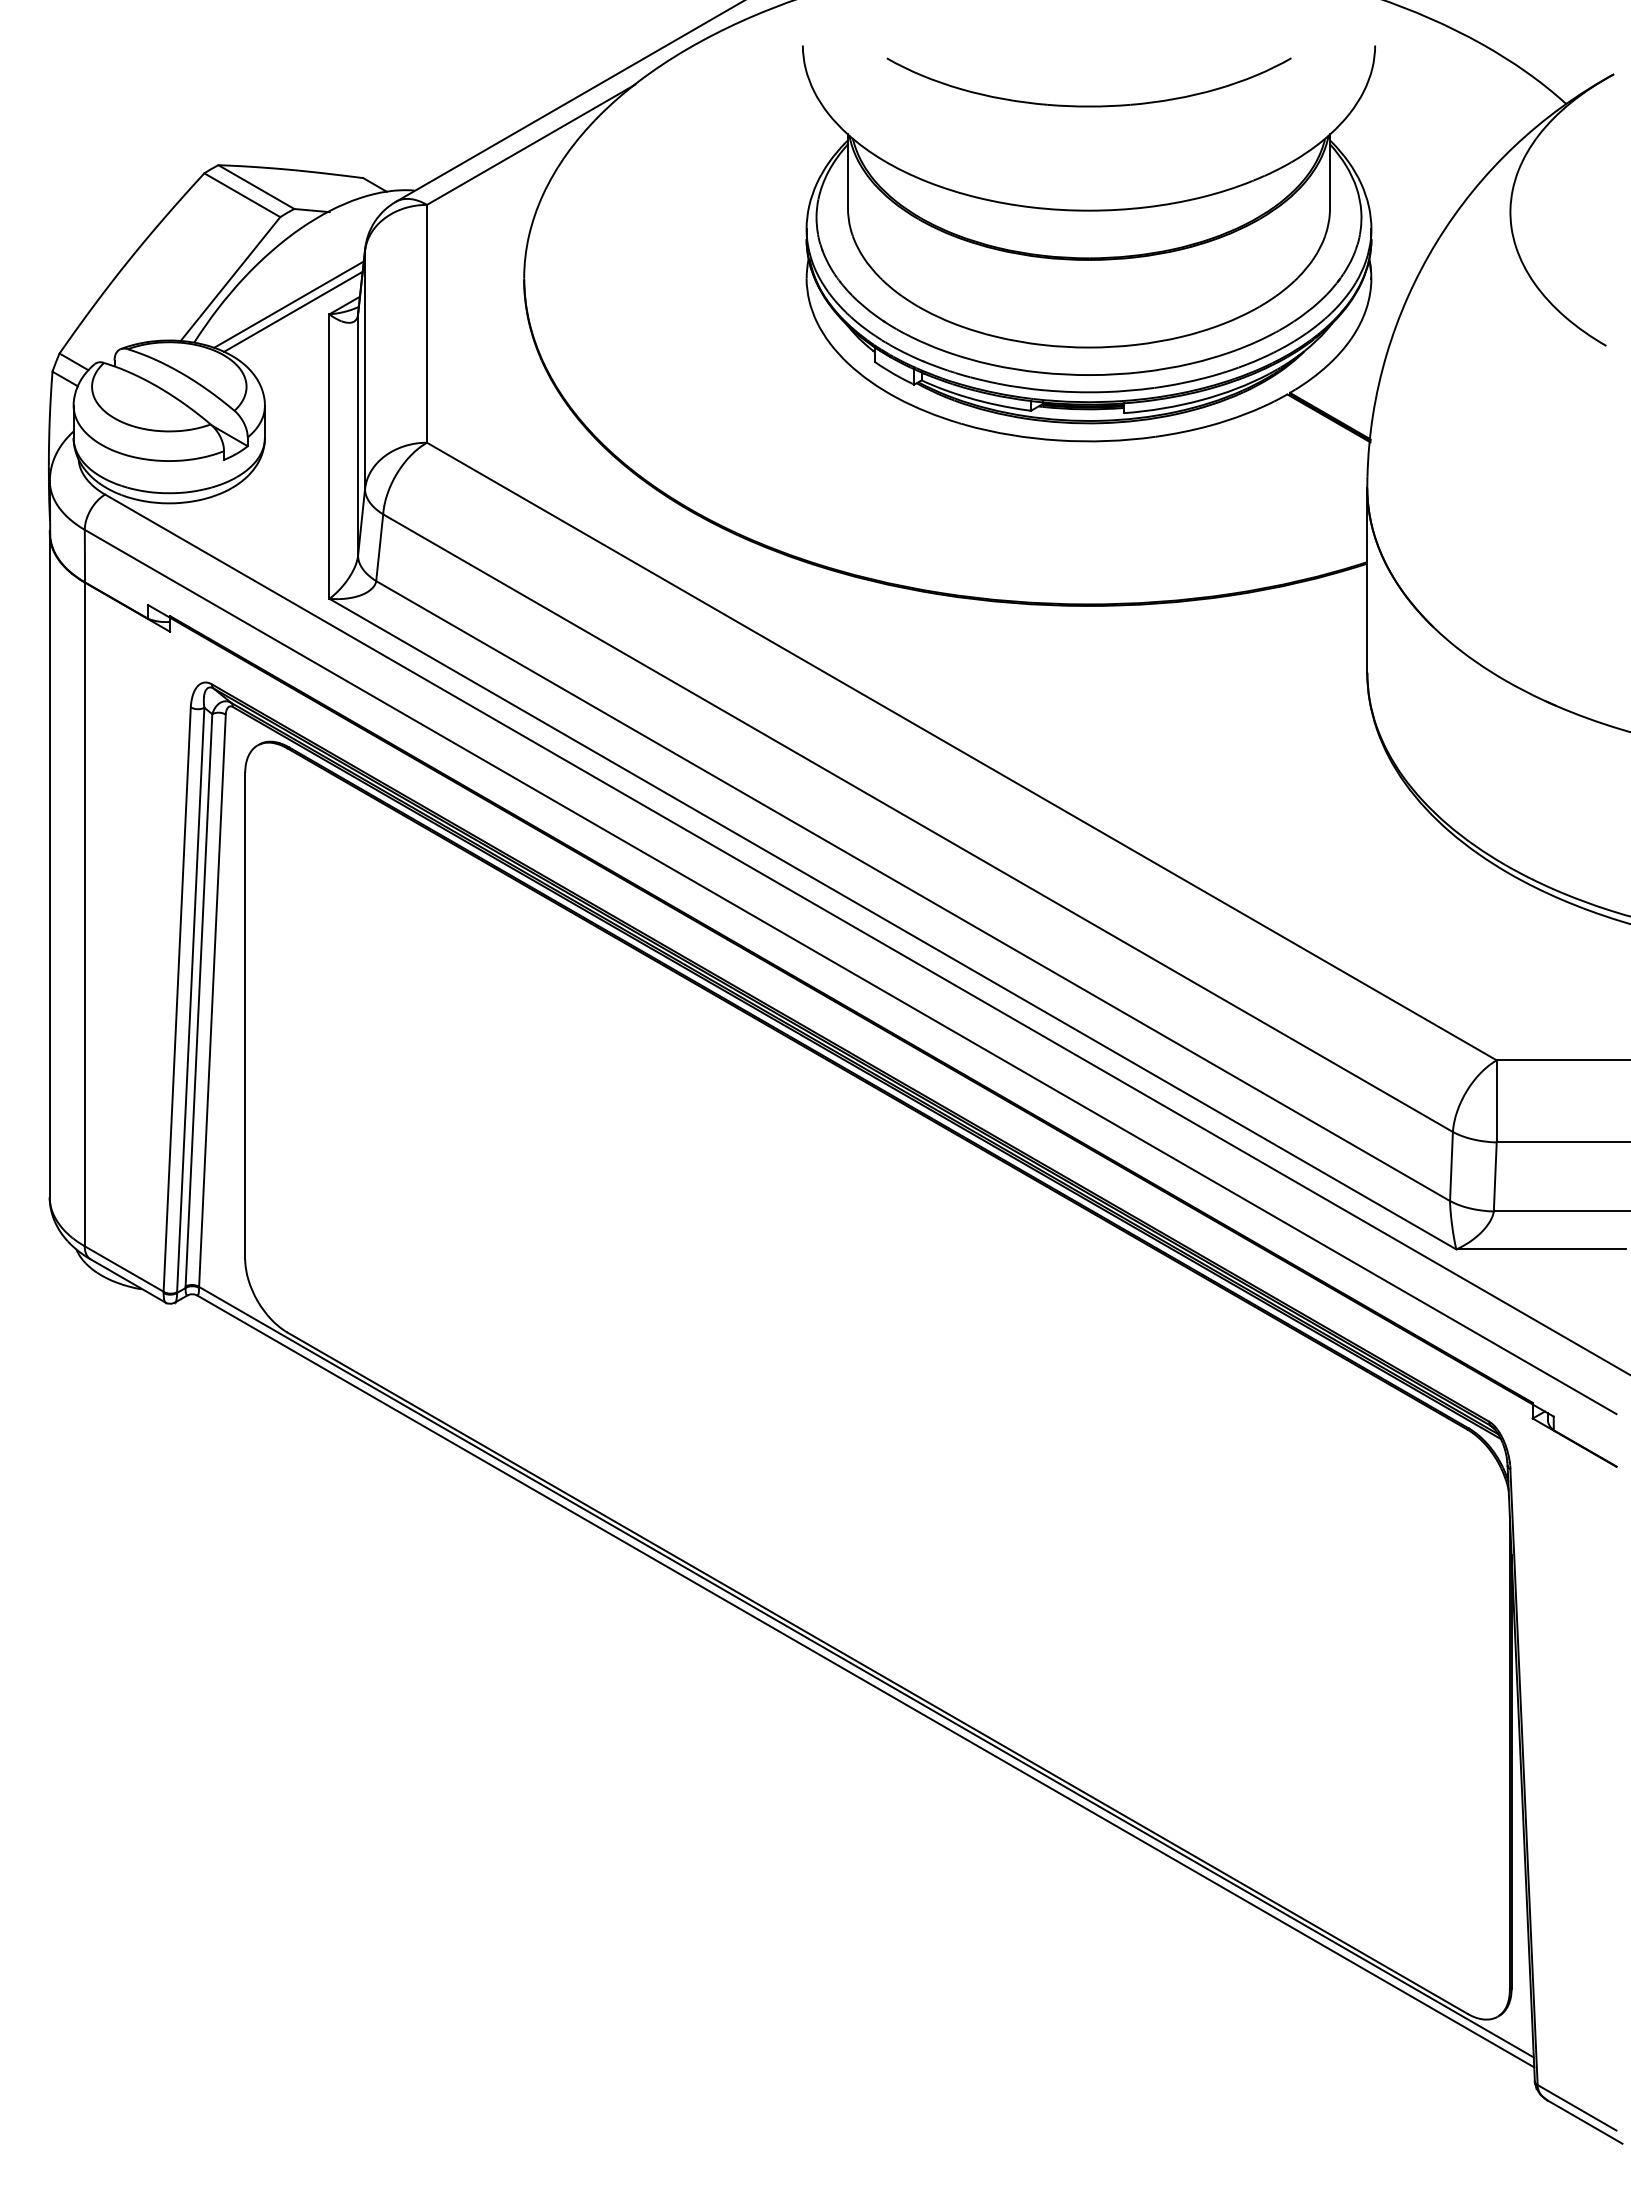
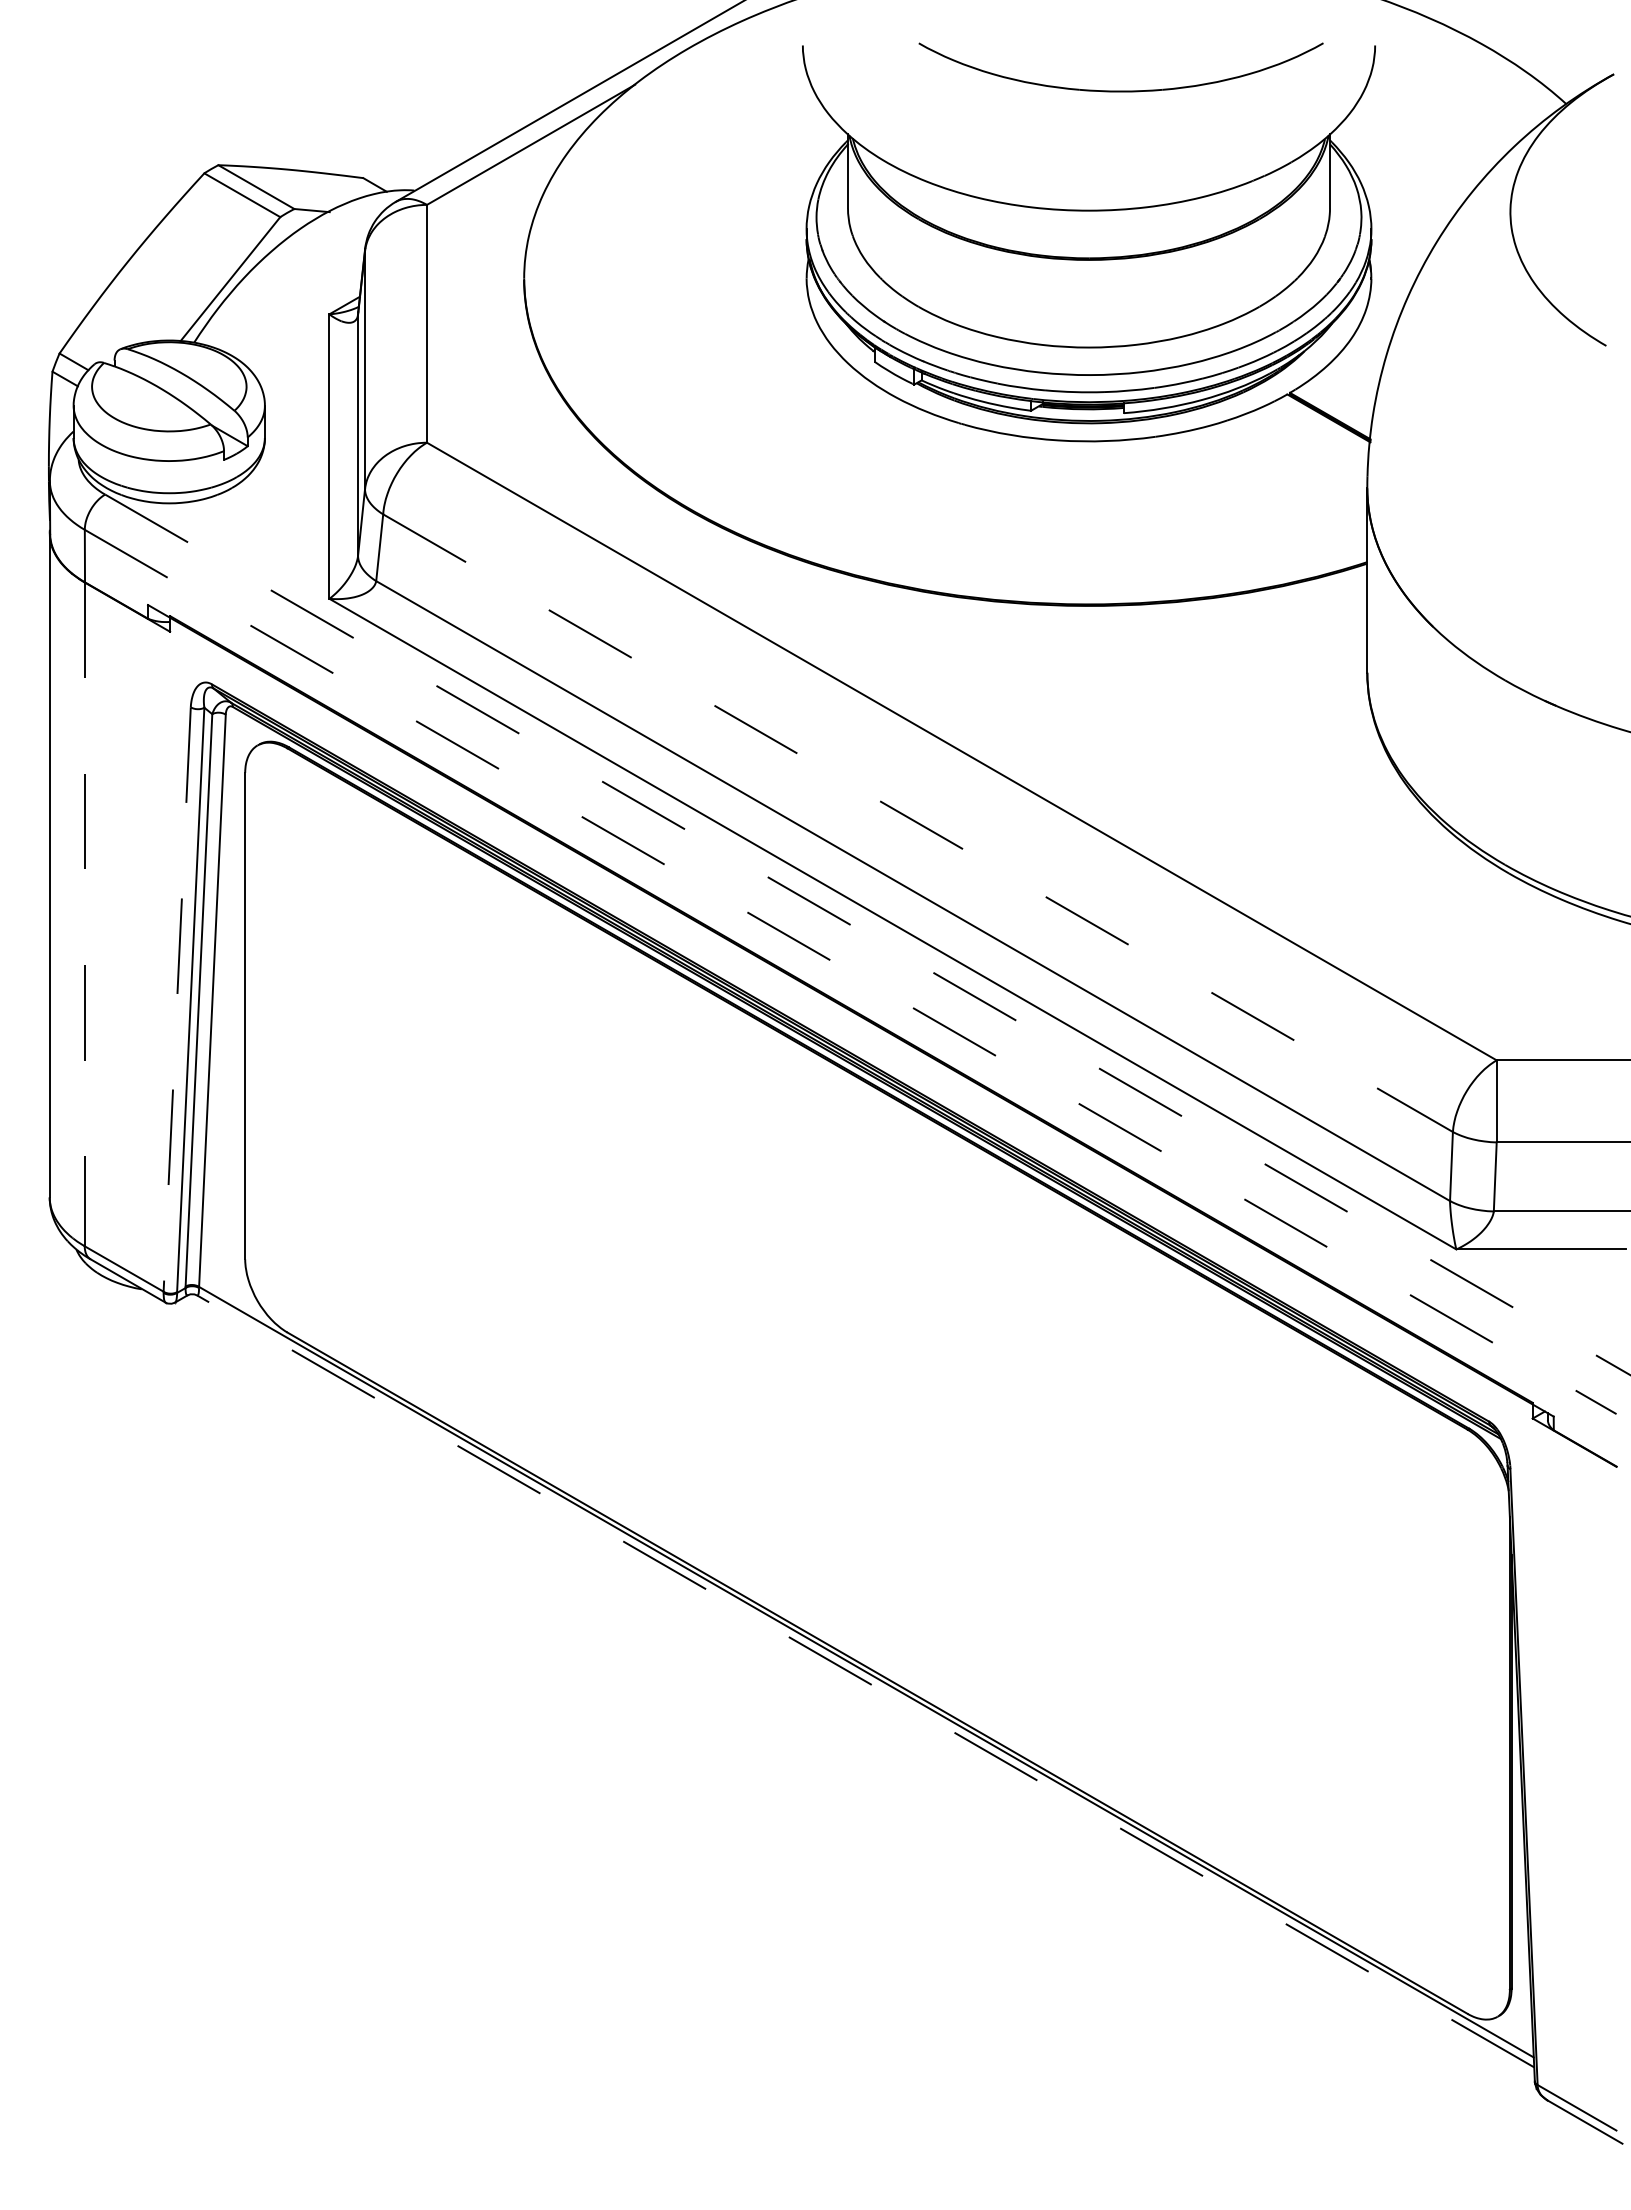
part position: (1088, 105) -> (1120, 90) (1120, 90)
line: present -> none (288, 304)
line: present -> none (292, 311)
line: solid -> dashed (918, 823)
line: solid -> dashed (84, 914)
line: solid -> dashed (868, 935)
line: solid -> dashed (851, 972)
line: solid -> dashed (177, 1000)
line: solid -> dashed (865, 1681)
